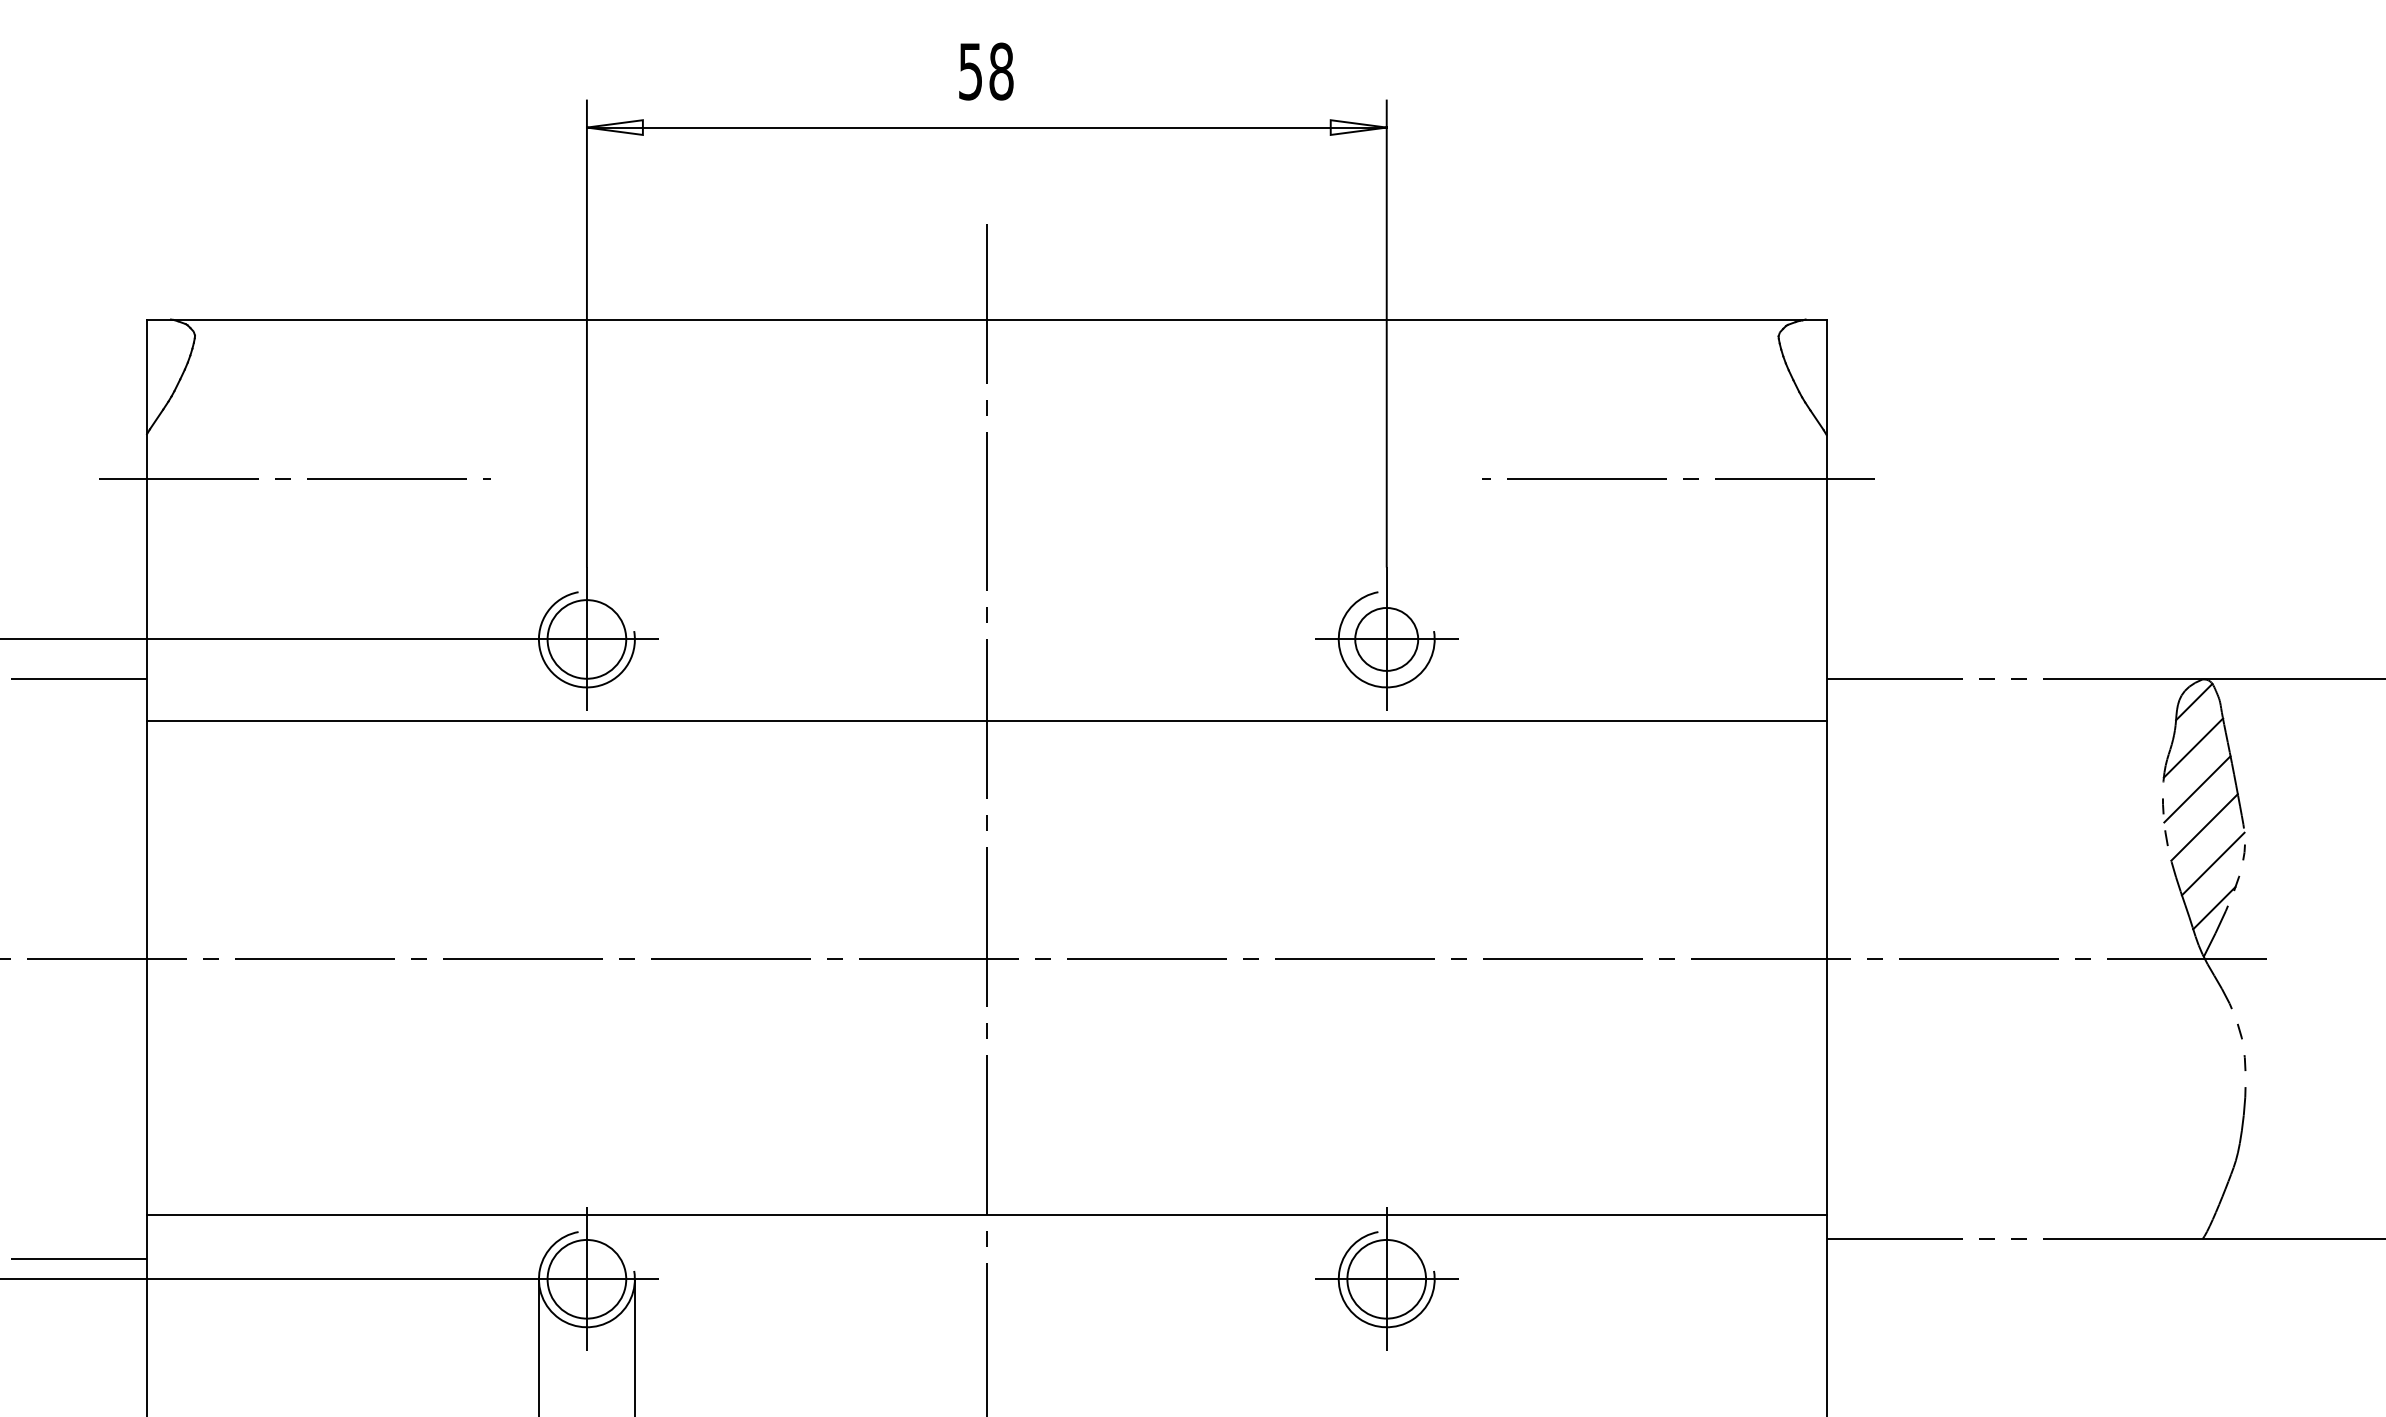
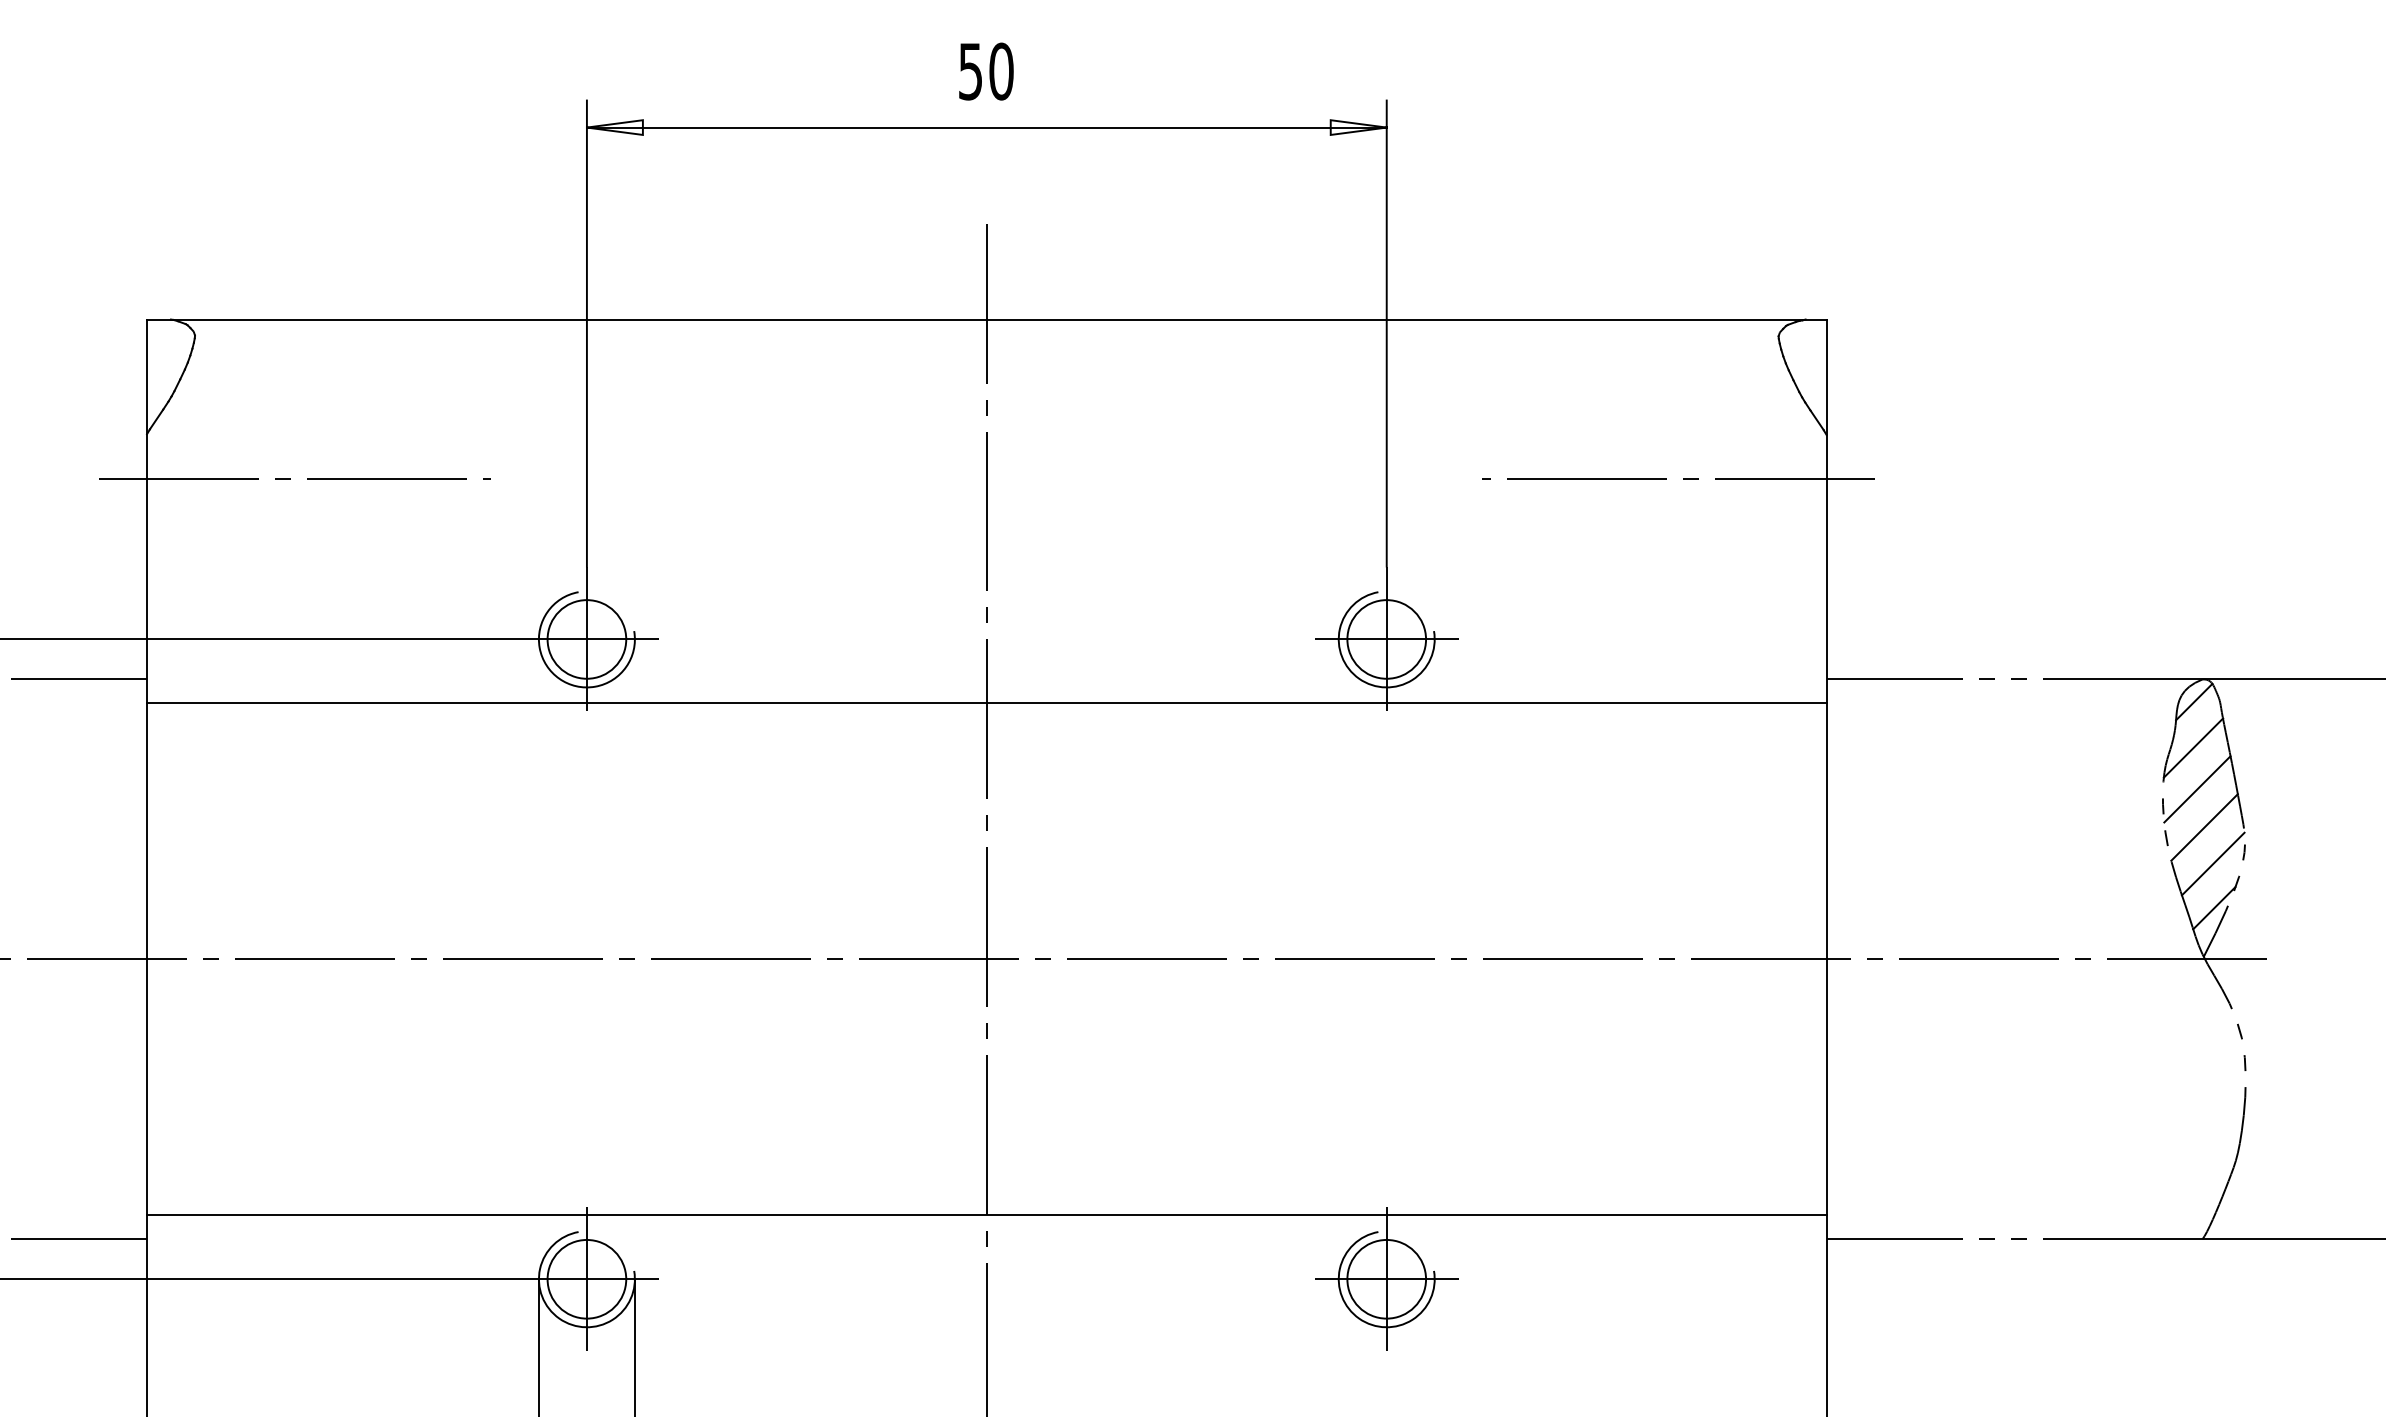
text: 58 -> 50 (1001, 71)
circle diameter: 63 px -> 79 px (1386, 639)
line position: (986, 721) -> (986, 703) (986, 703)
line position: (74, 1259) -> (74, 1239) (74, 1239)
